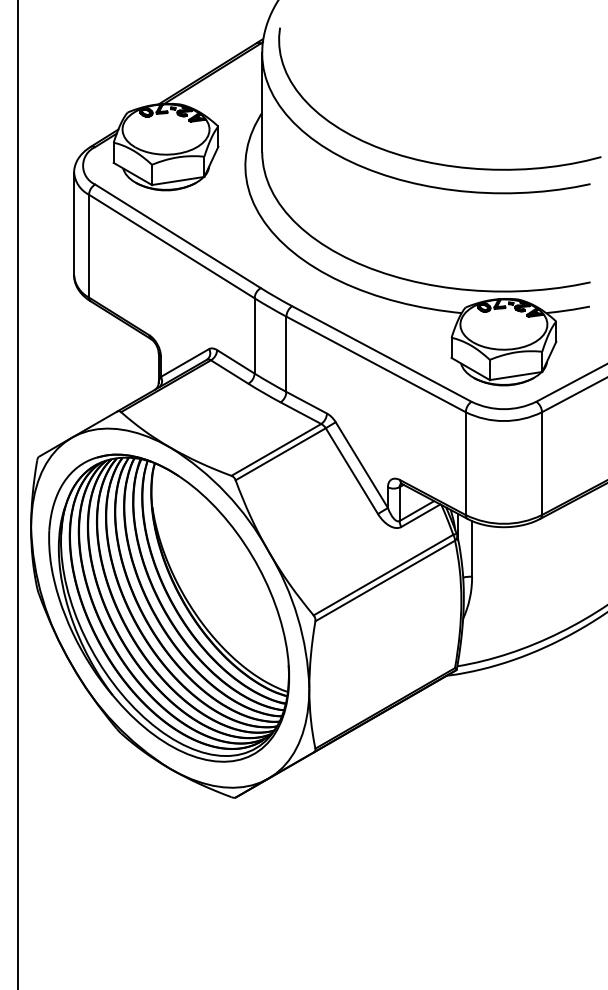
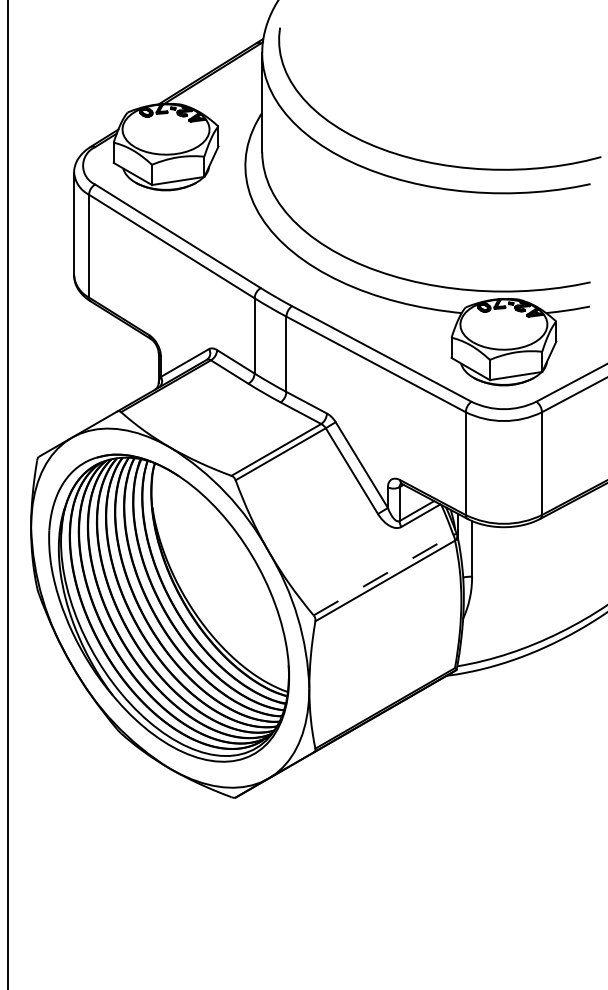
line position: (18, 494) -> (8, 494) (8, 494)
line: solid -> dashed (383, 575)
